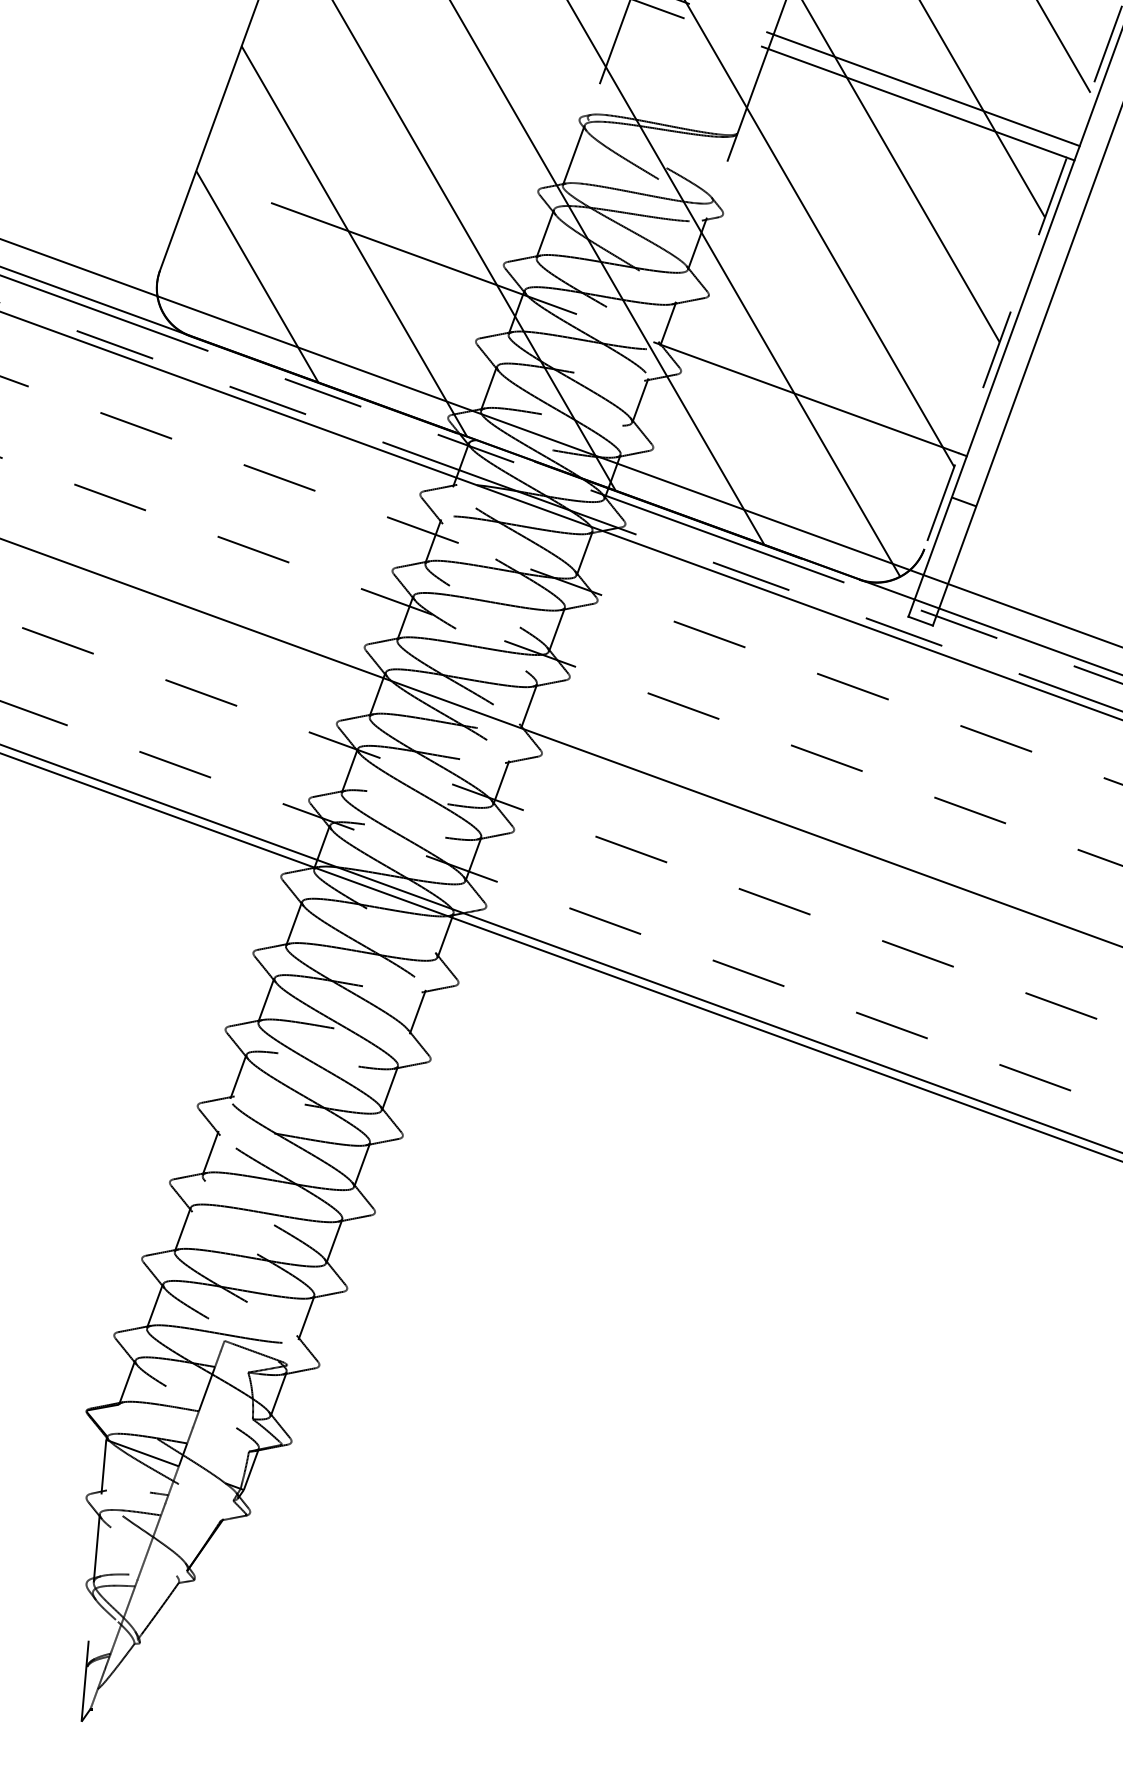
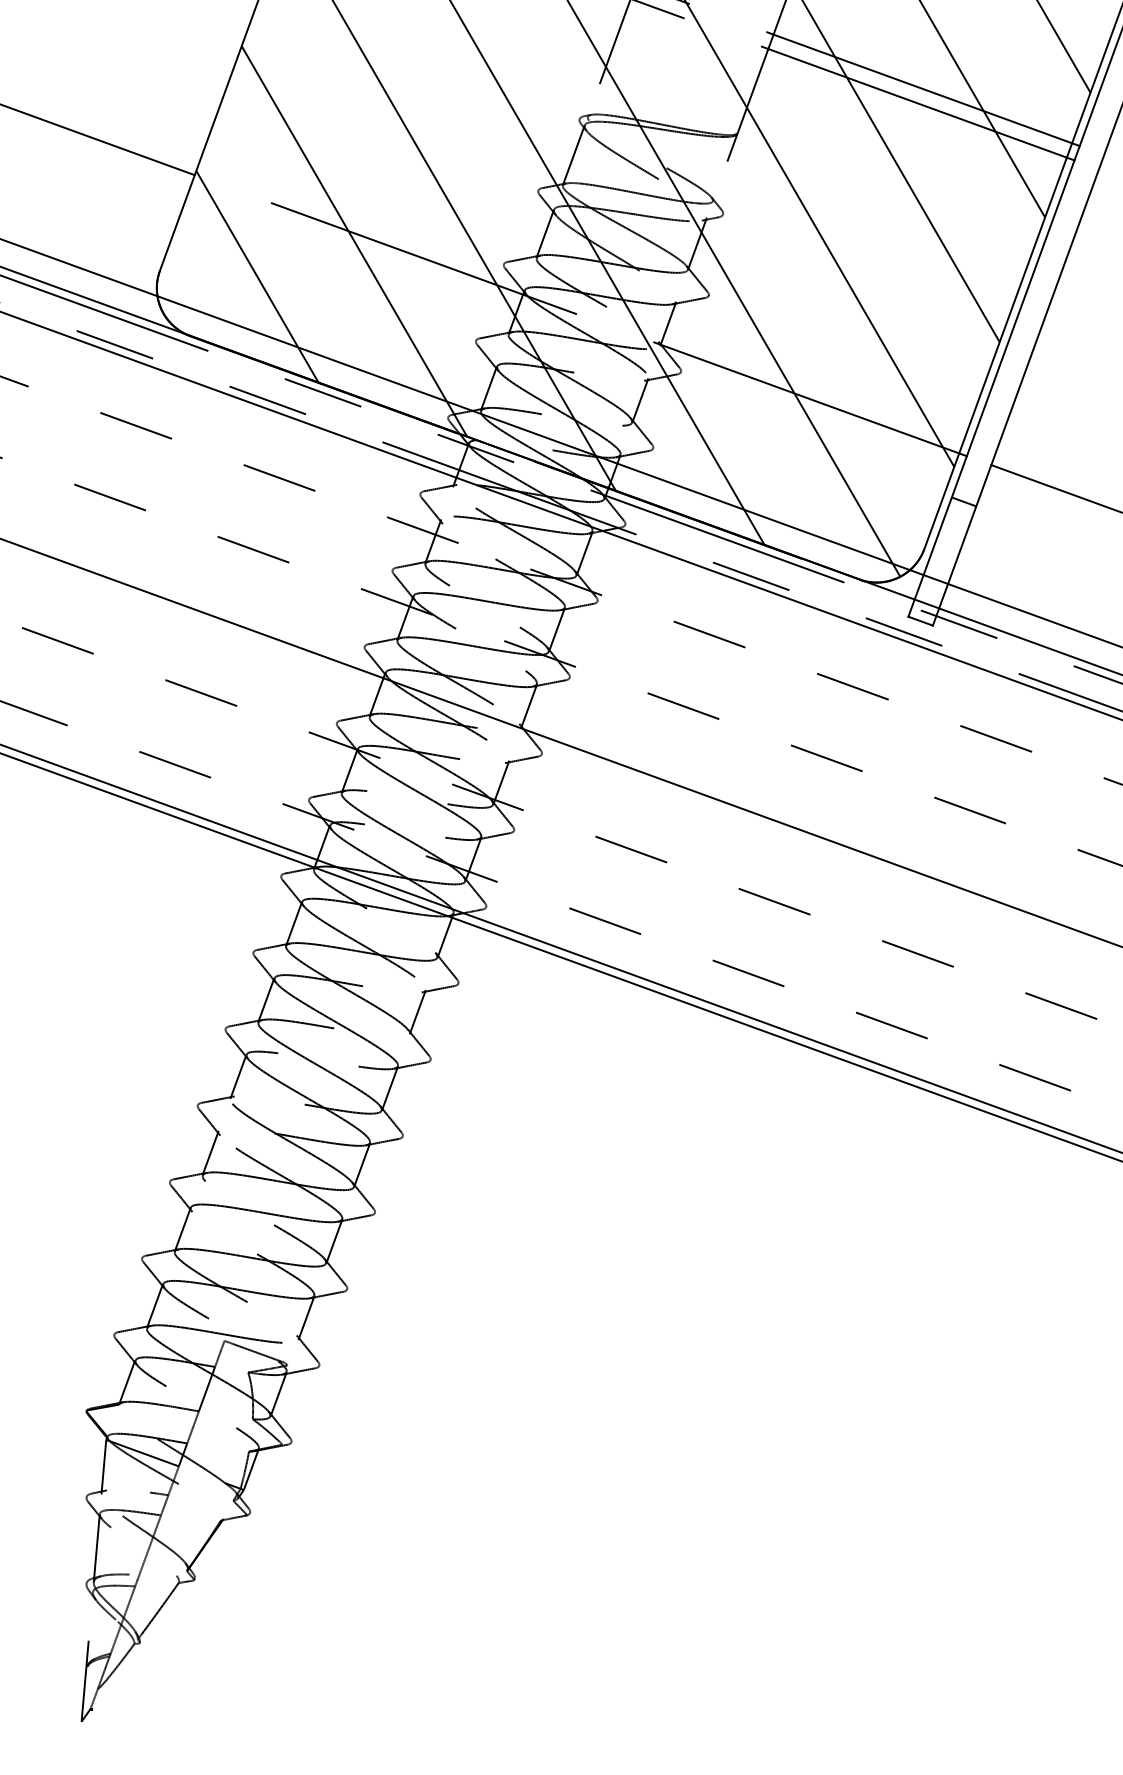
line: none -> present (98, 140)
line: dashed -> solid (1023, 276)
line: none -> present (1055, 488)
